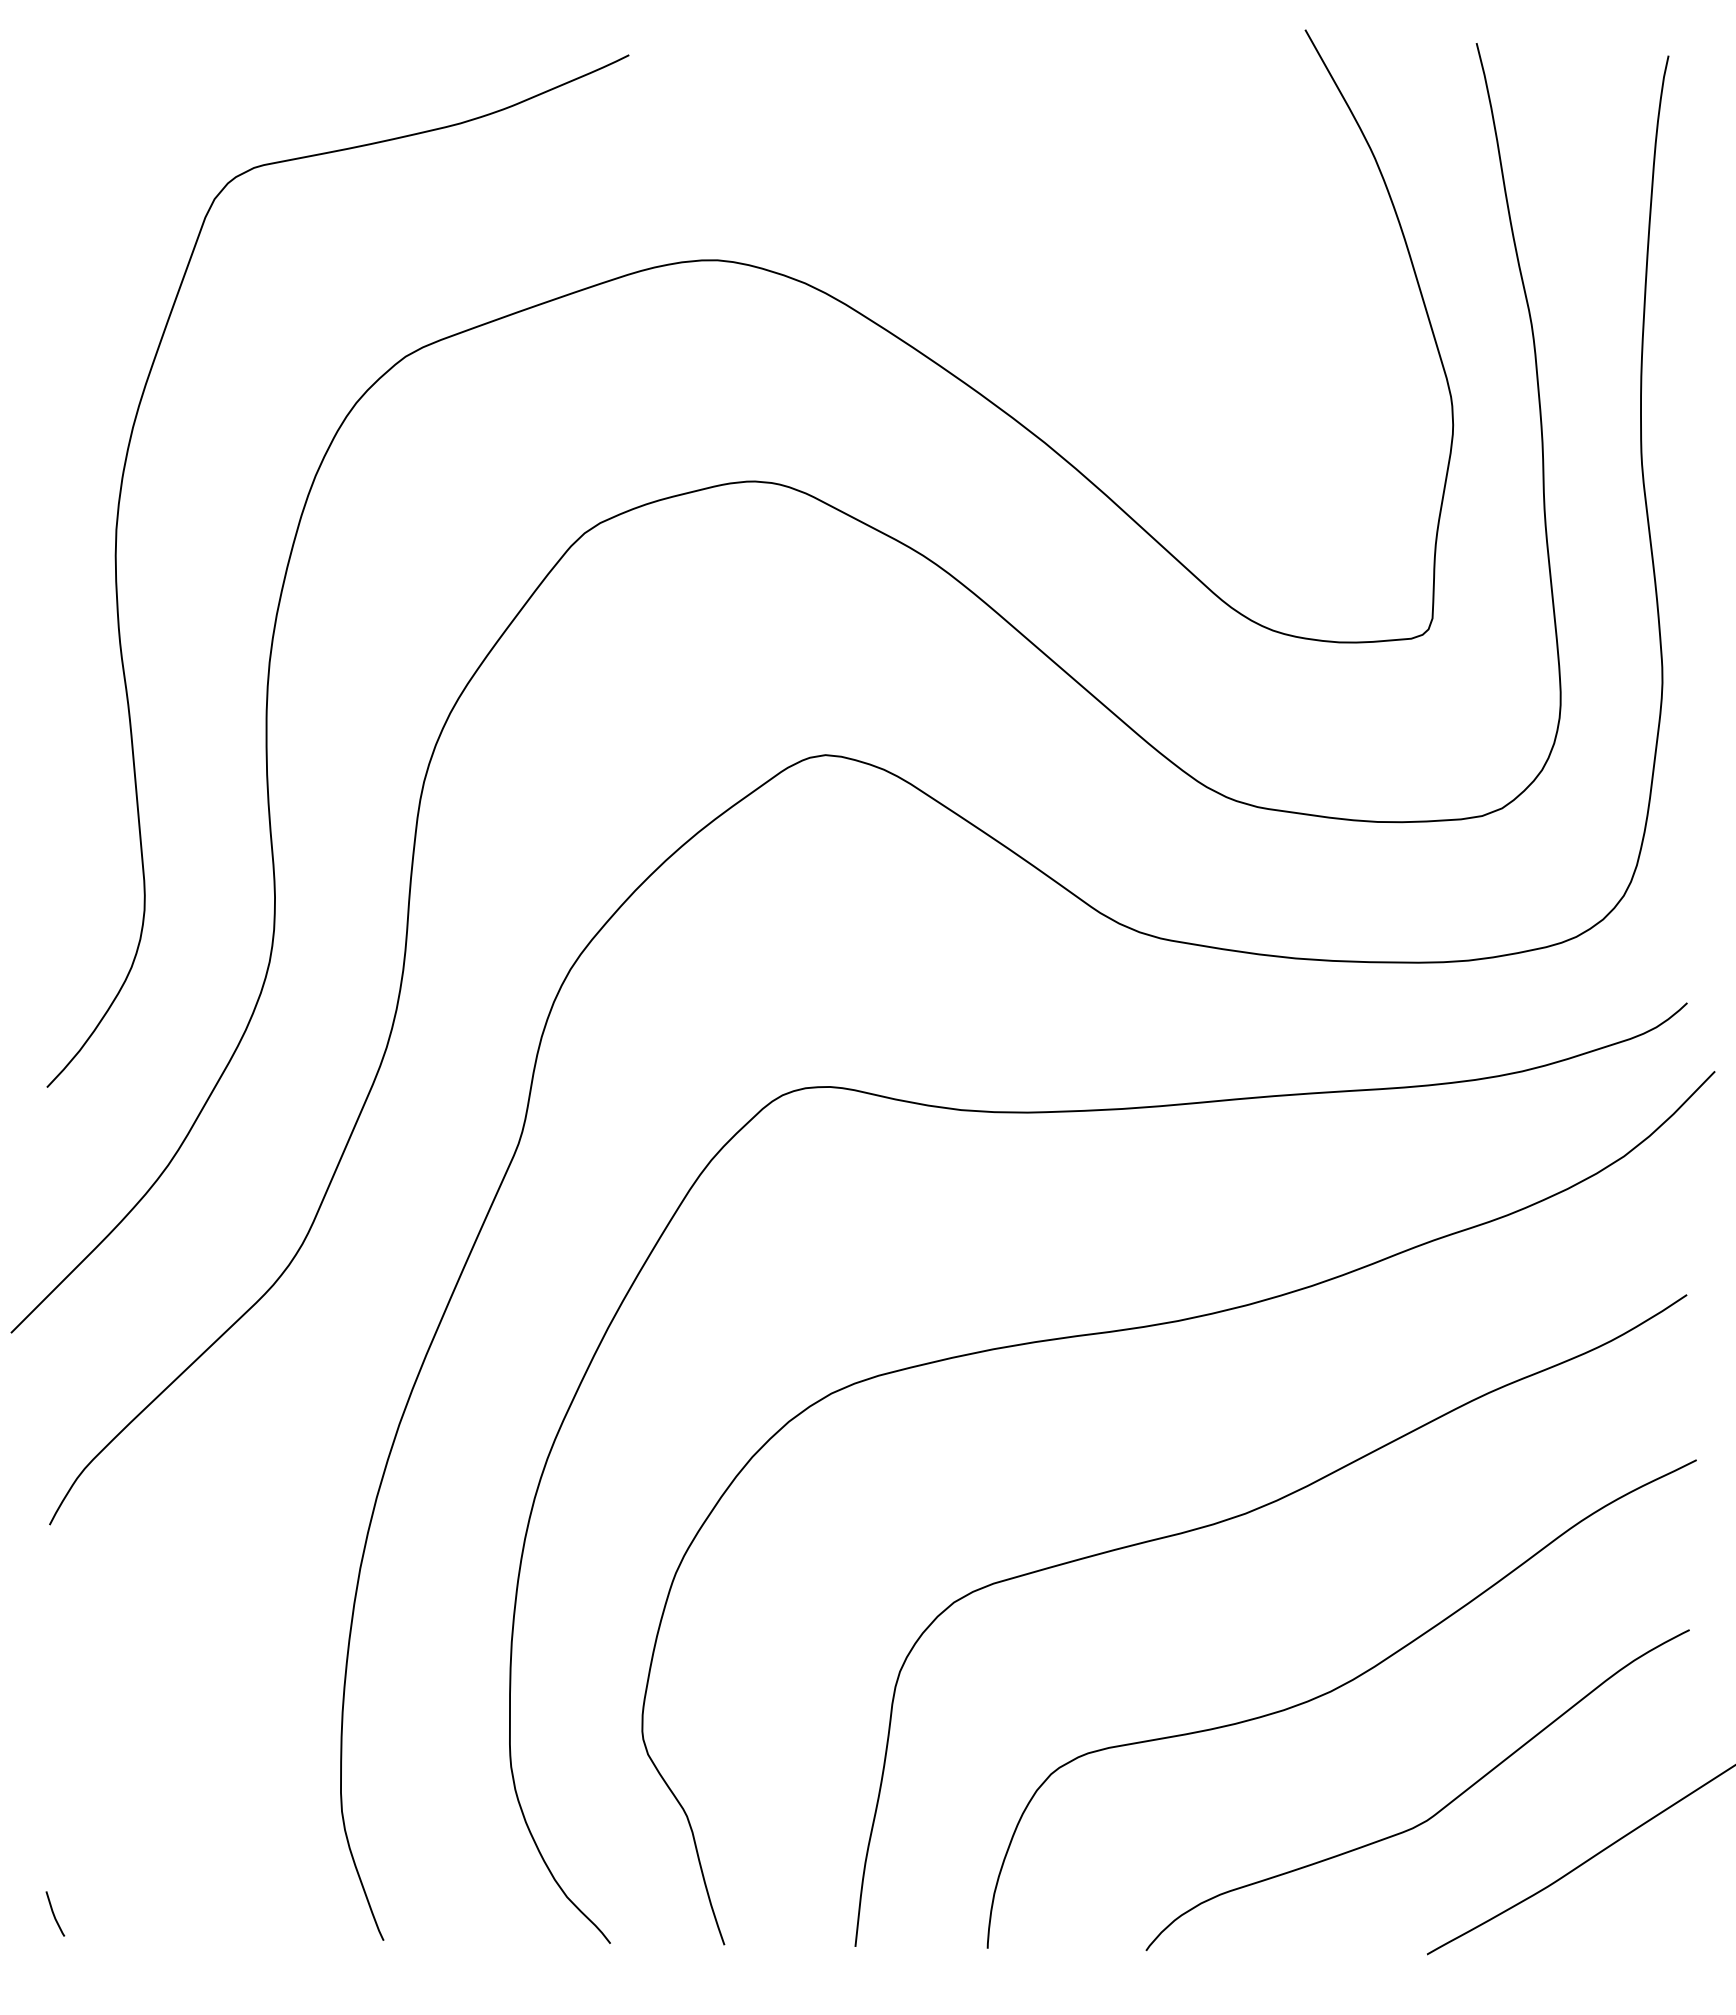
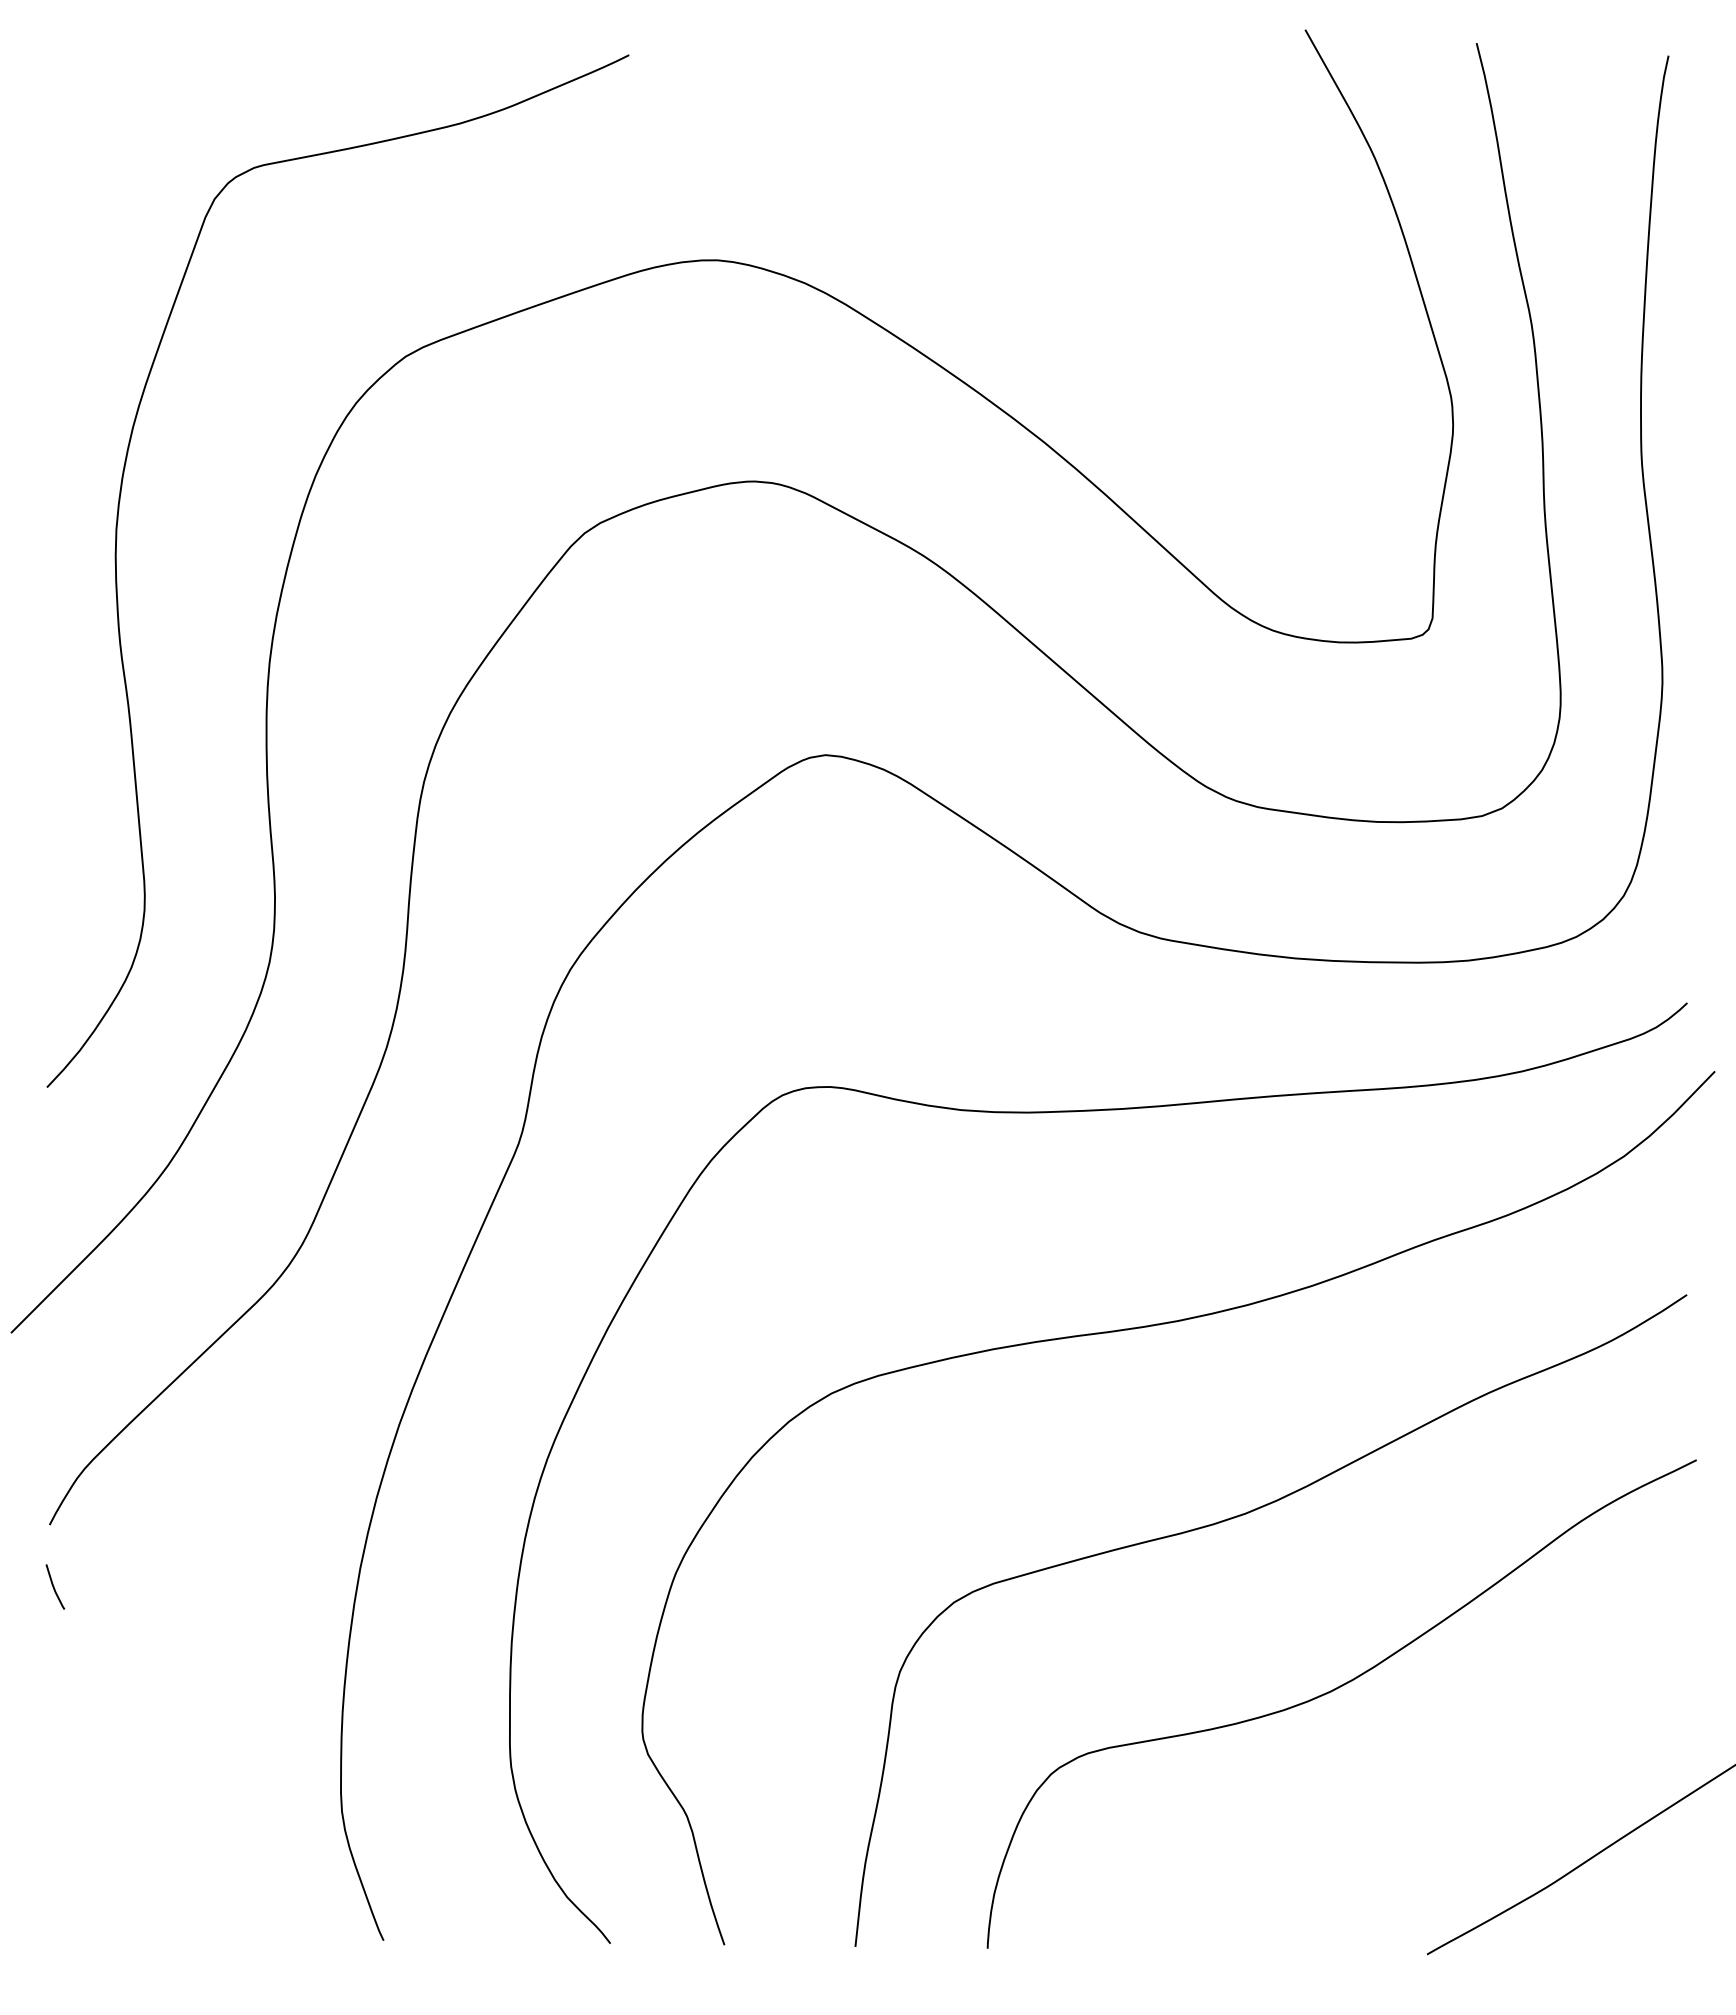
curve: present -> none (1433, 1814)
line position: (54, 1913) -> (54, 1586) (54, 1586)
